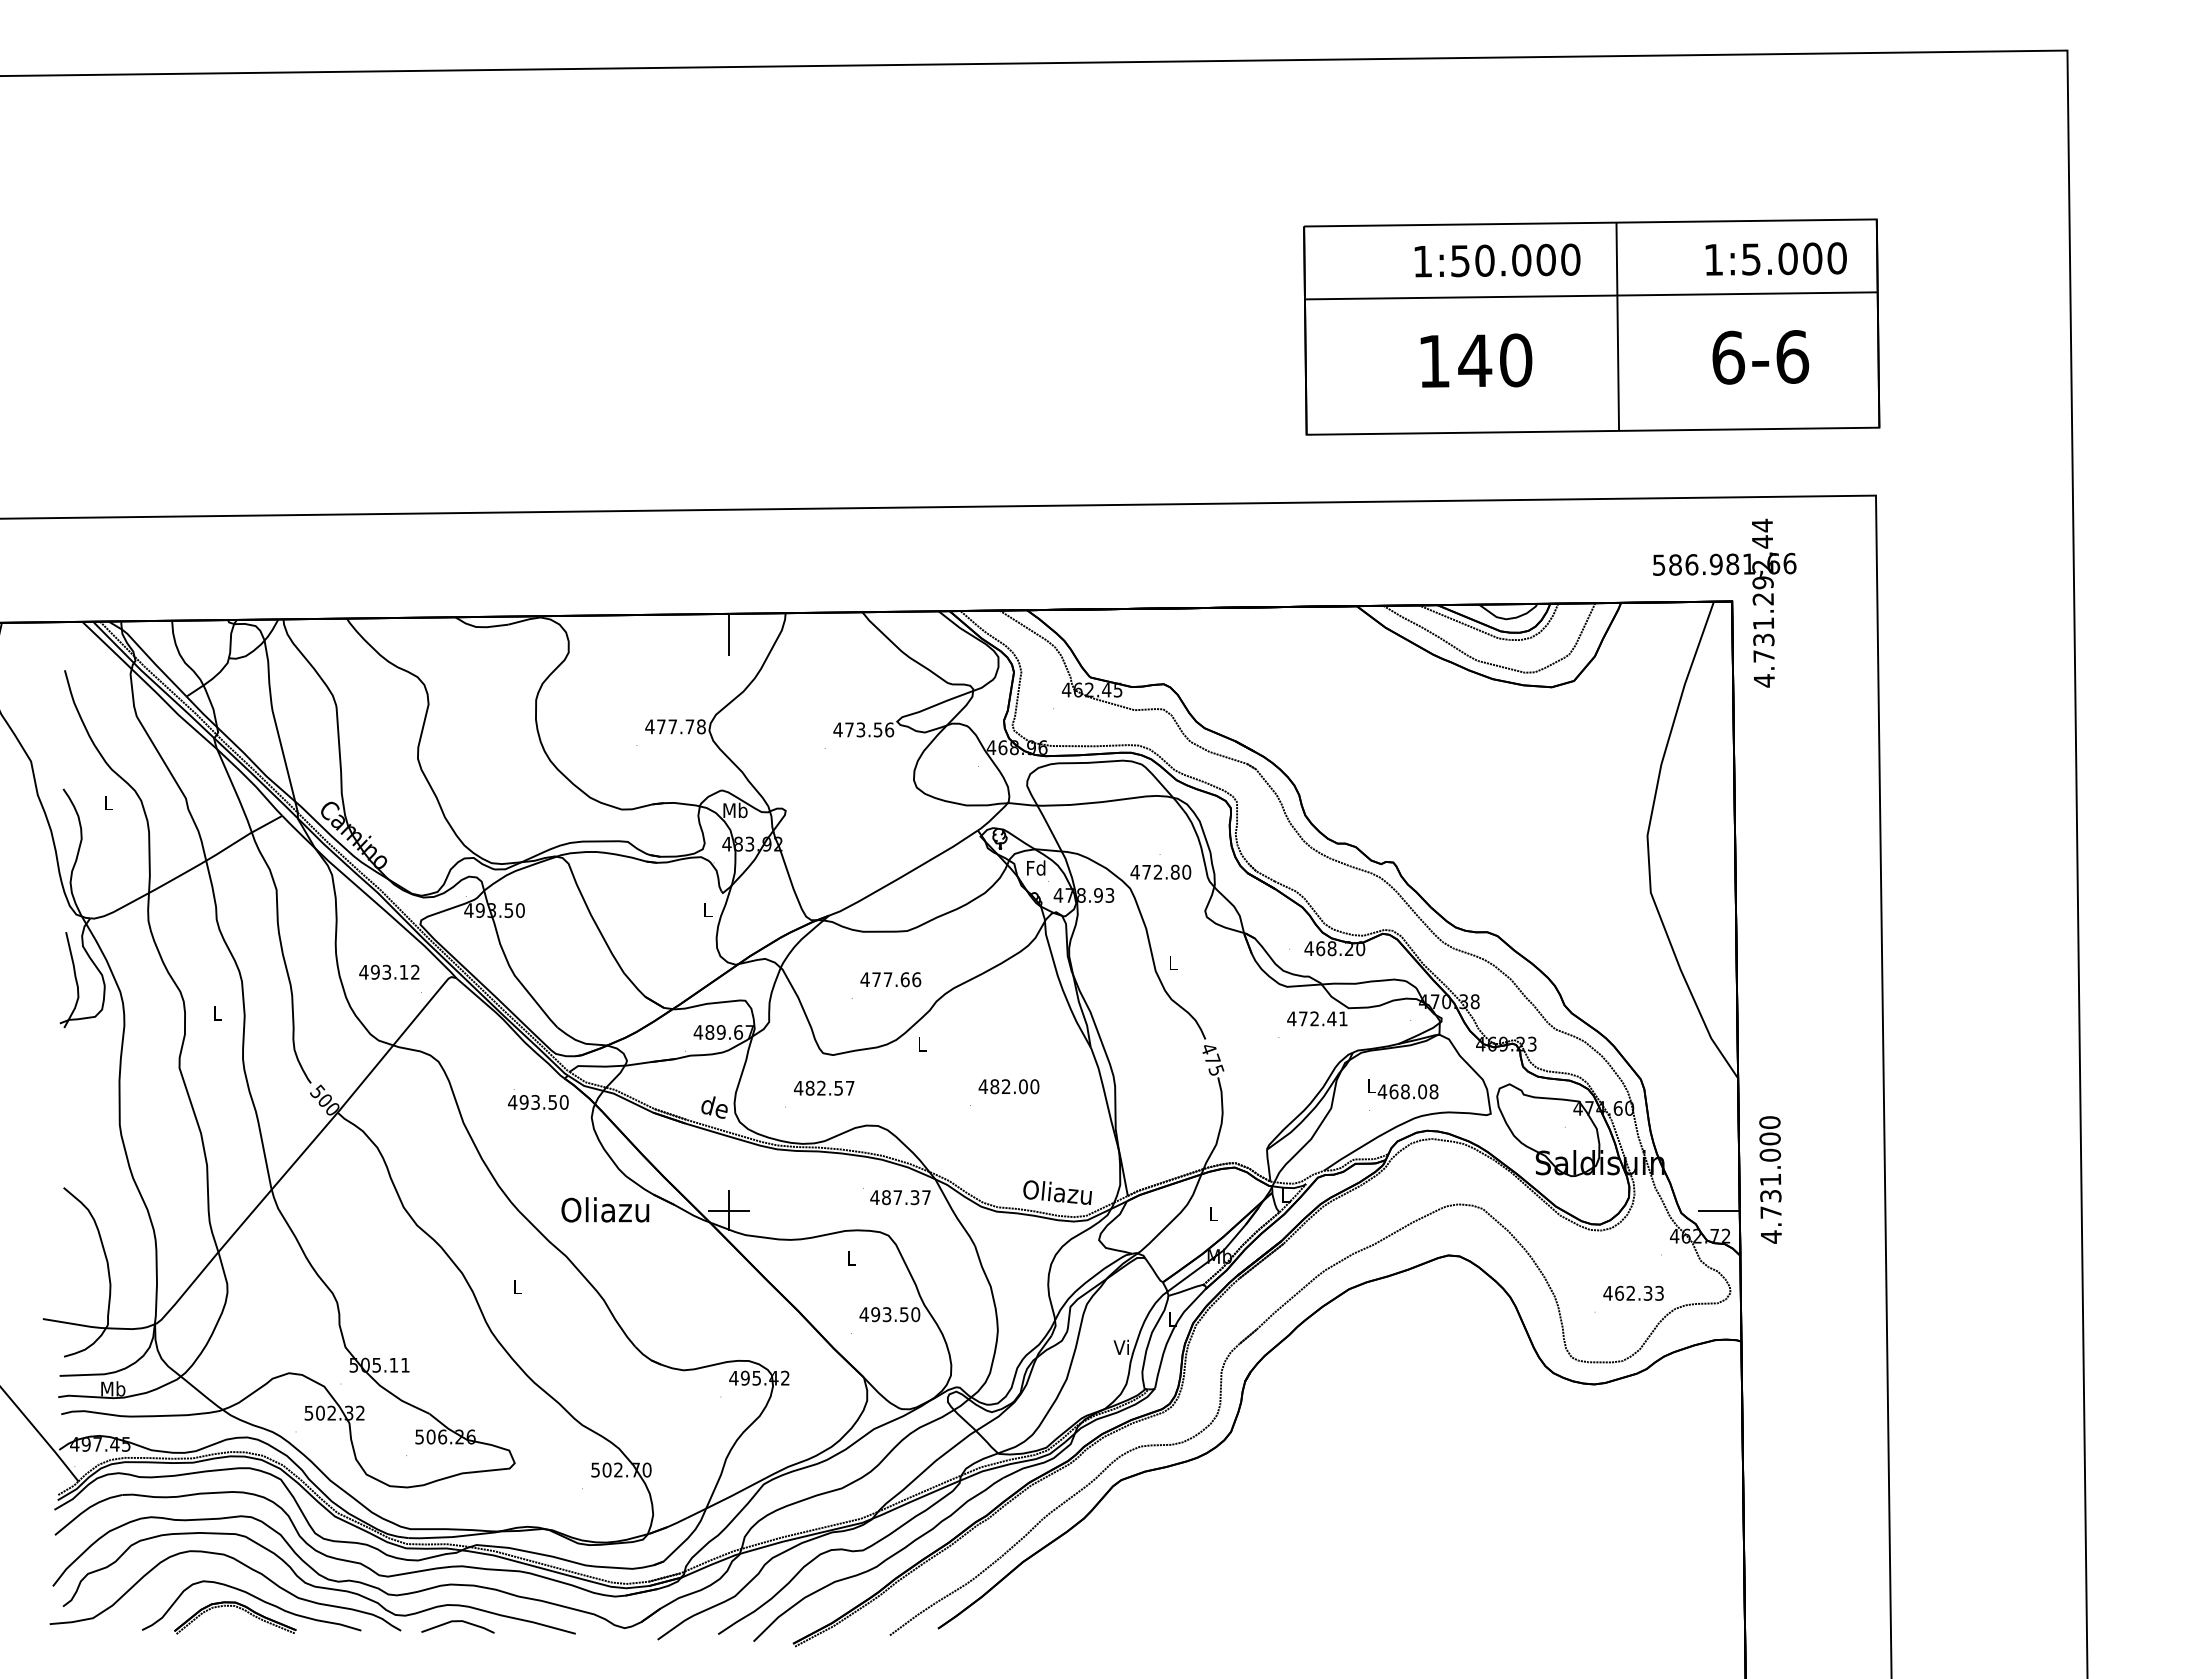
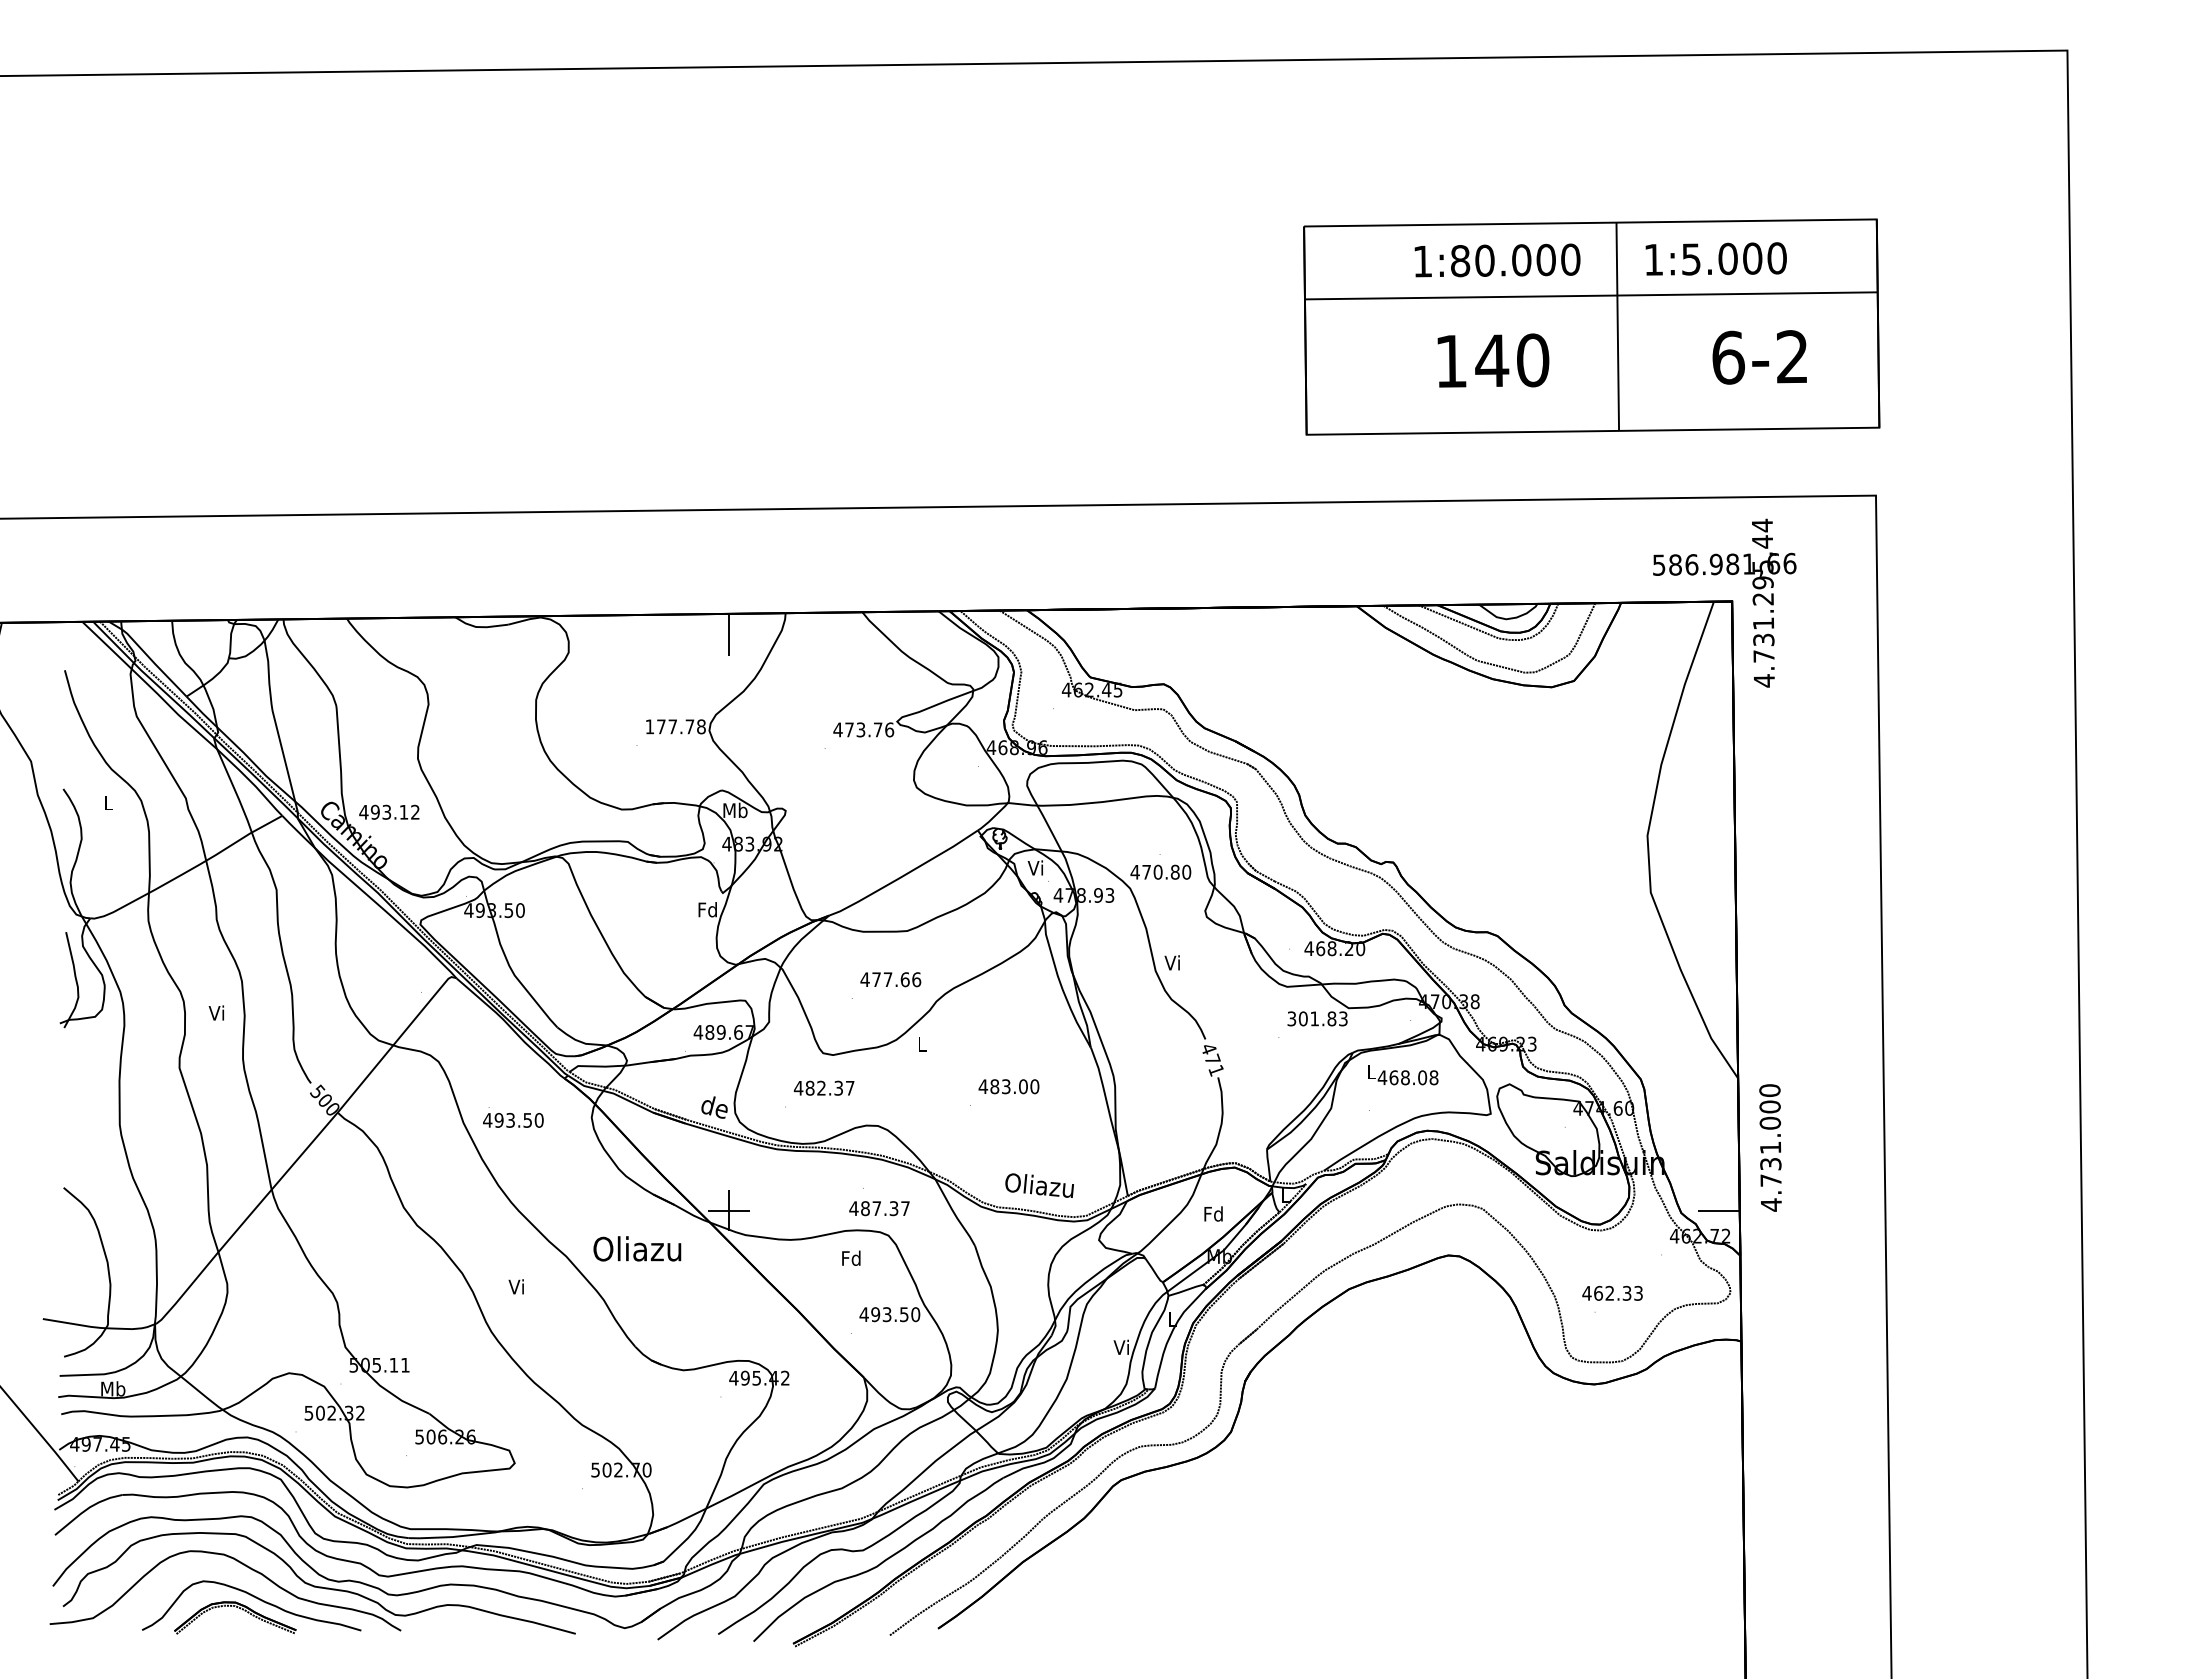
text position: (1775, 258) -> (1715, 258) (1715, 258)
text: 1:50.000 -> 1:80.000 (1460, 261)
text: 6-6 -> 6-2 (1792, 356)
text position: (1476, 360) -> (1493, 360) (1493, 360)
text: 4.731.292,44 -> 4.731.295,44 (1762, 566)
text: 477.78 -> 177.78 (649, 726)
text: 473.56 -> 473.76 (877, 729)
text: Fd -> Vi (1036, 867)
text: 472.80 -> 470.80 (1157, 871)
text: L -> Fd (707, 909)
text: L -> Vi (1171, 962)
text position: (389, 971) -> (389, 811) (389, 811)
text: L -> Vi (216, 1012)
text: 472.41 -> 301.83 (1317, 1018)
text: 475 -> 471 (1216, 1070)
text: 482.00 -> 483.00 (1006, 1086)
text: 482.57 -> 482.37 (838, 1087)
text position: (1403, 1089) -> (1403, 1075) (1403, 1075)
text position: (538, 1099) -> (513, 1117) (513, 1117)
text position: (1770, 1179) -> (1770, 1147) (1770, 1147)
text position: (1057, 1192) -> (1039, 1185) (1039, 1185)
text position: (900, 1197) -> (879, 1208) (879, 1208)
text position: (605, 1209) -> (637, 1248) (637, 1248)
text: L -> Fd (1213, 1213)
text: L -> Fd (851, 1257)
text: L -> Vi (515, 1286)
text position: (1633, 1292) -> (1612, 1292) (1612, 1292)
line: present -> none (457, 1622)
